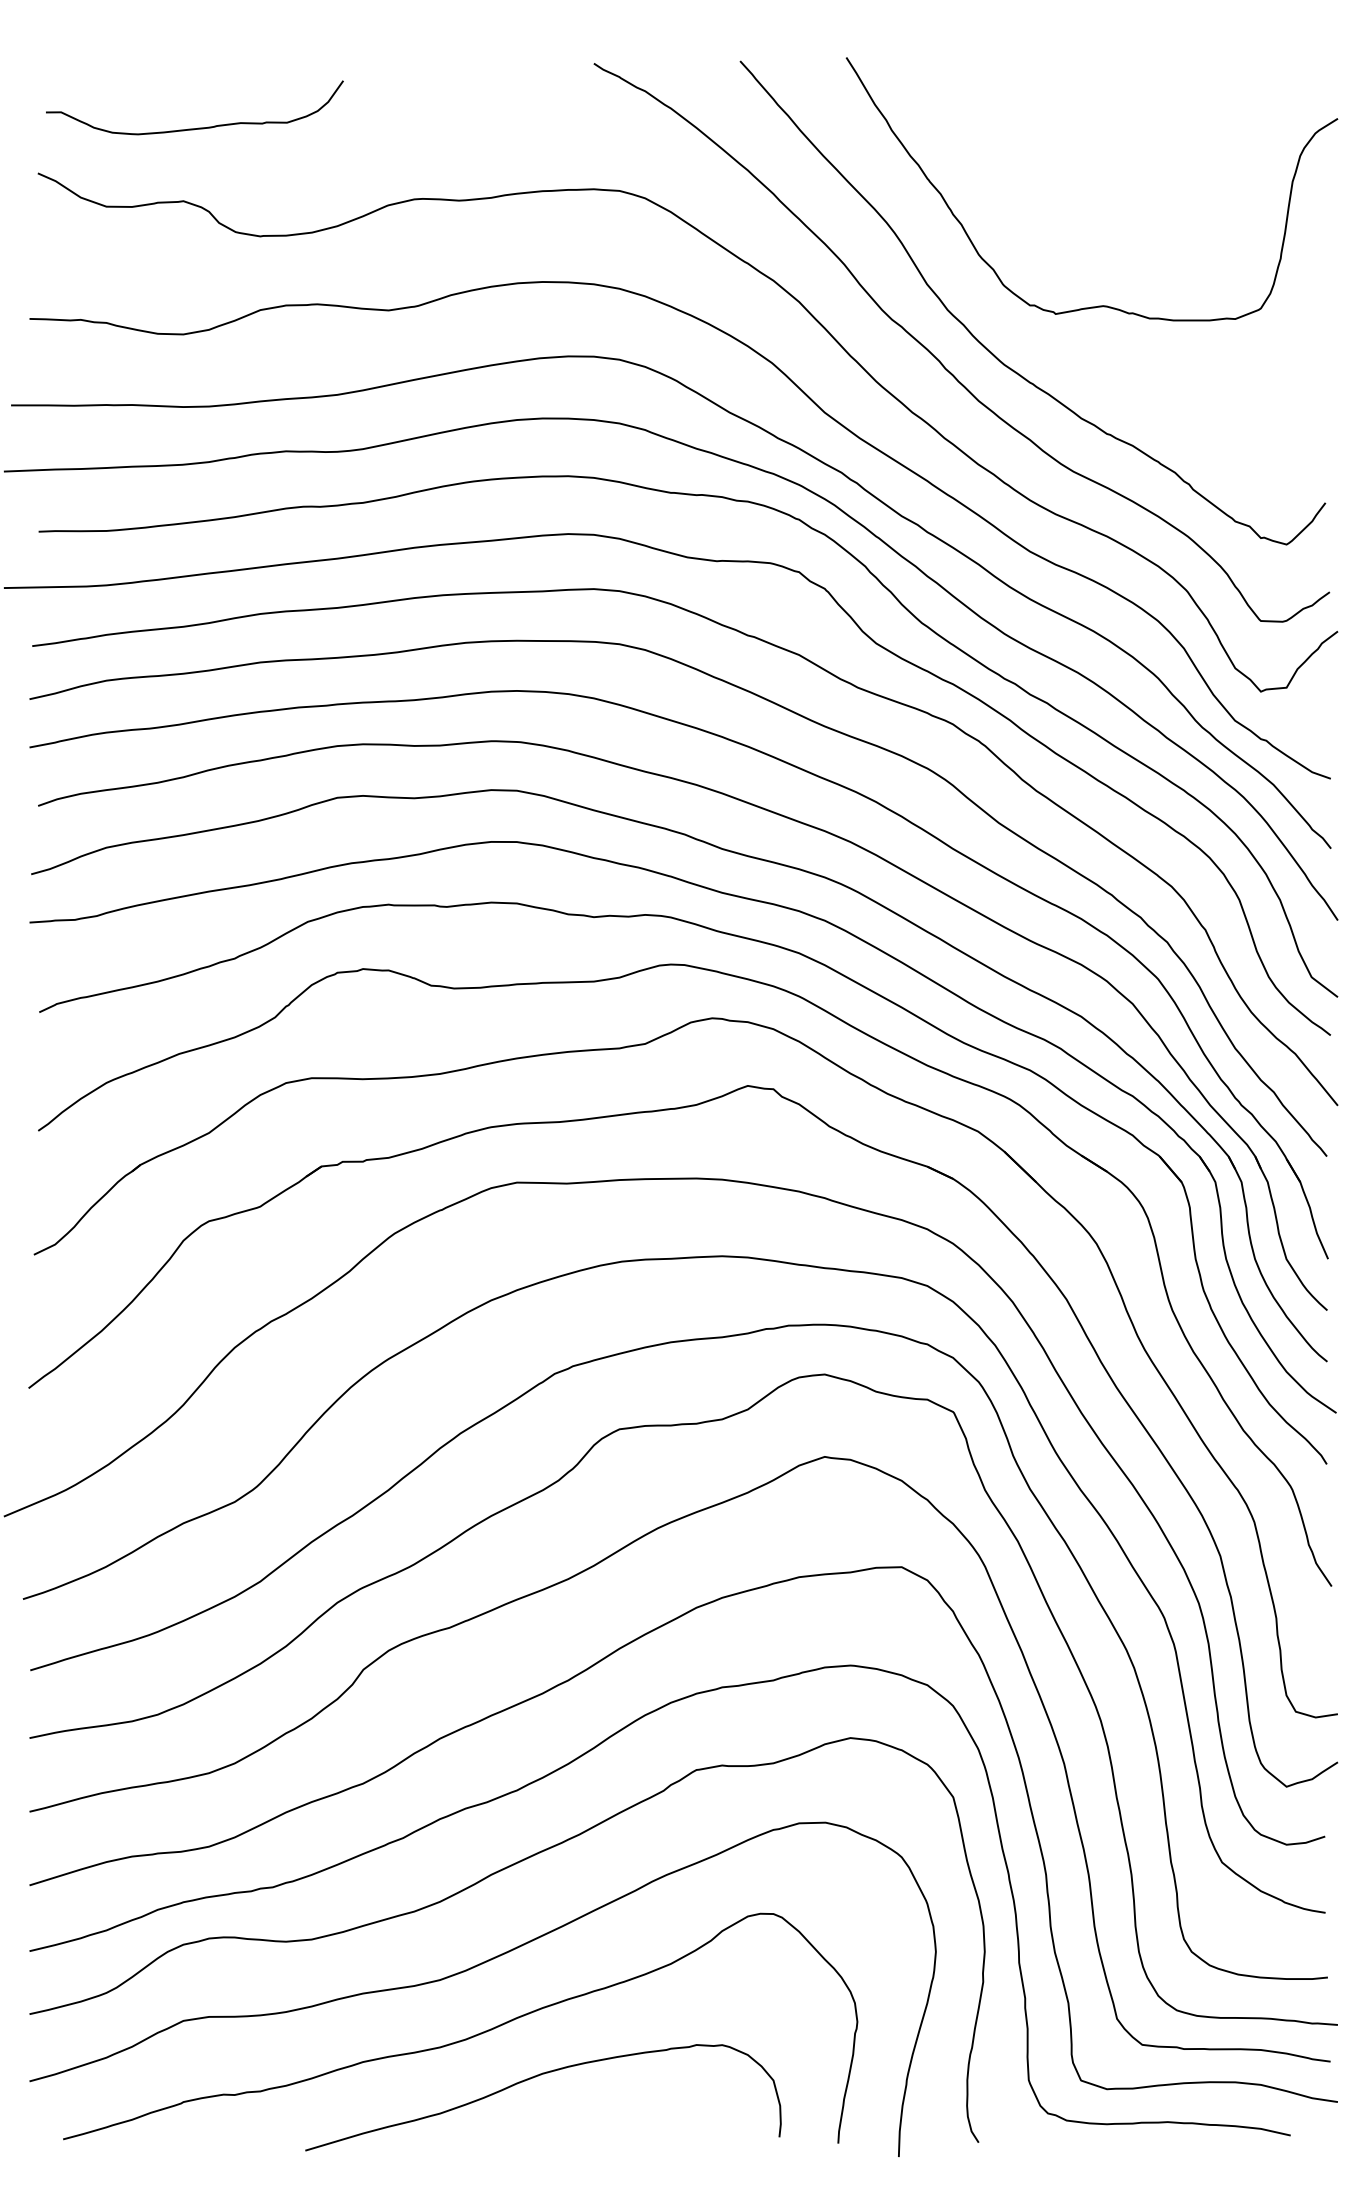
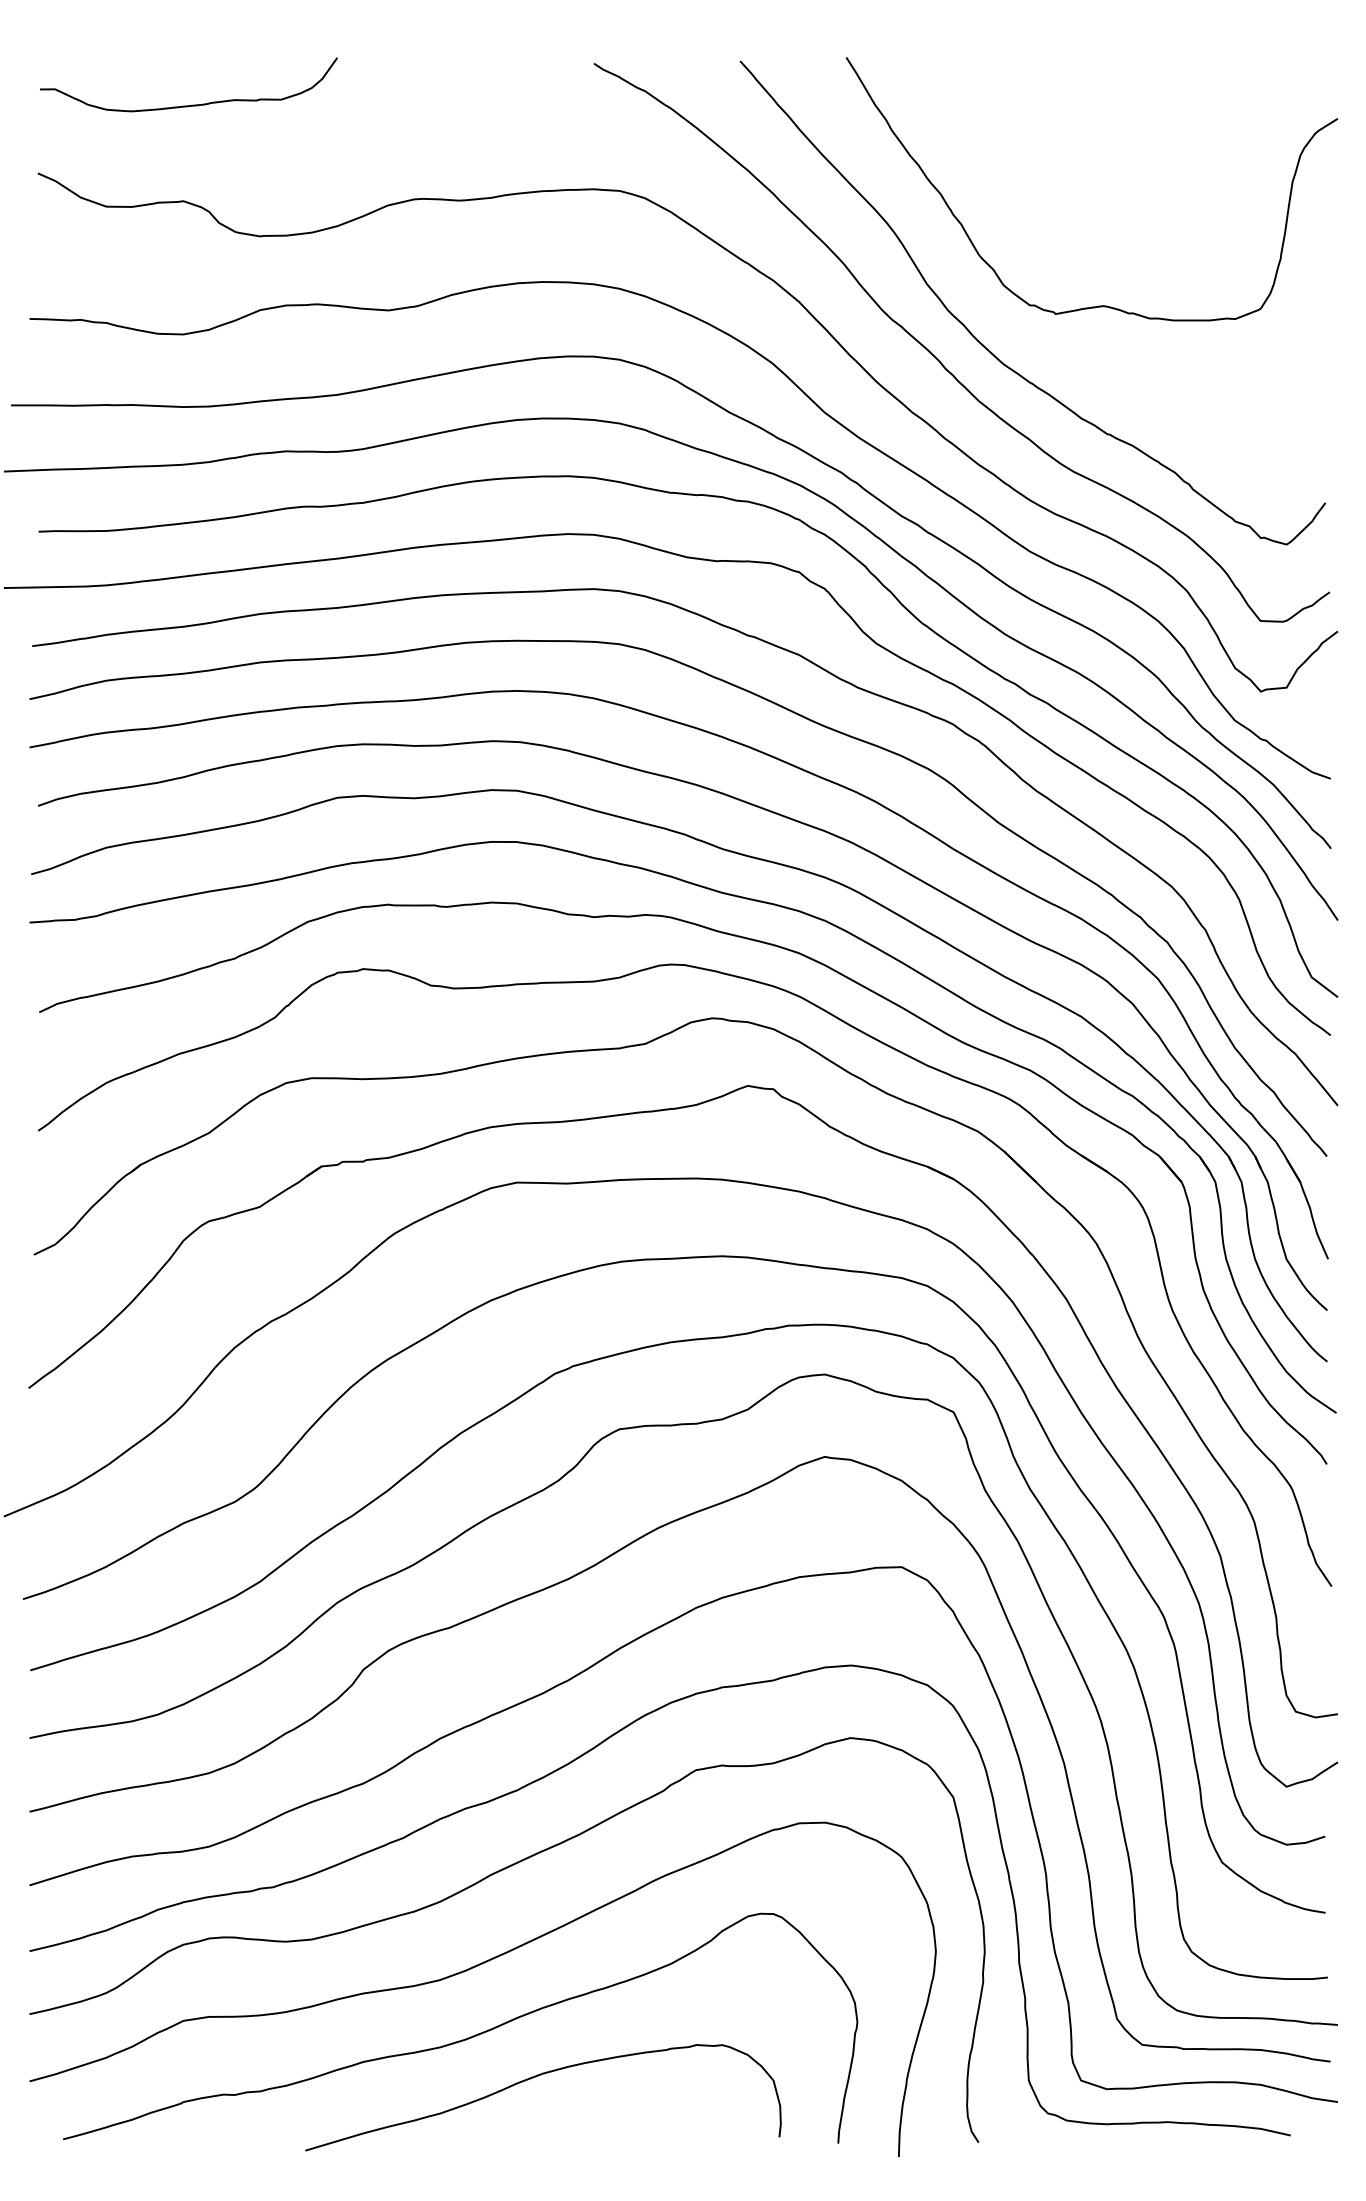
curve position: (198, 127) -> (192, 104) (192, 104)
